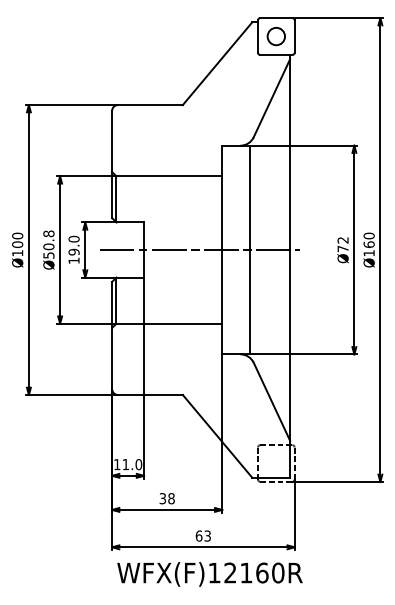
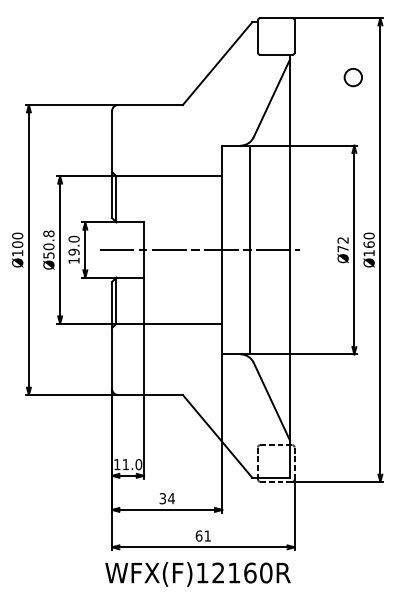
circle position: (275, 36) -> (352, 77) (352, 77)
text: 38 -> 34 (170, 498)
text: 63 -> 61 (207, 535)
text position: (209, 574) -> (197, 574) (197, 574)
